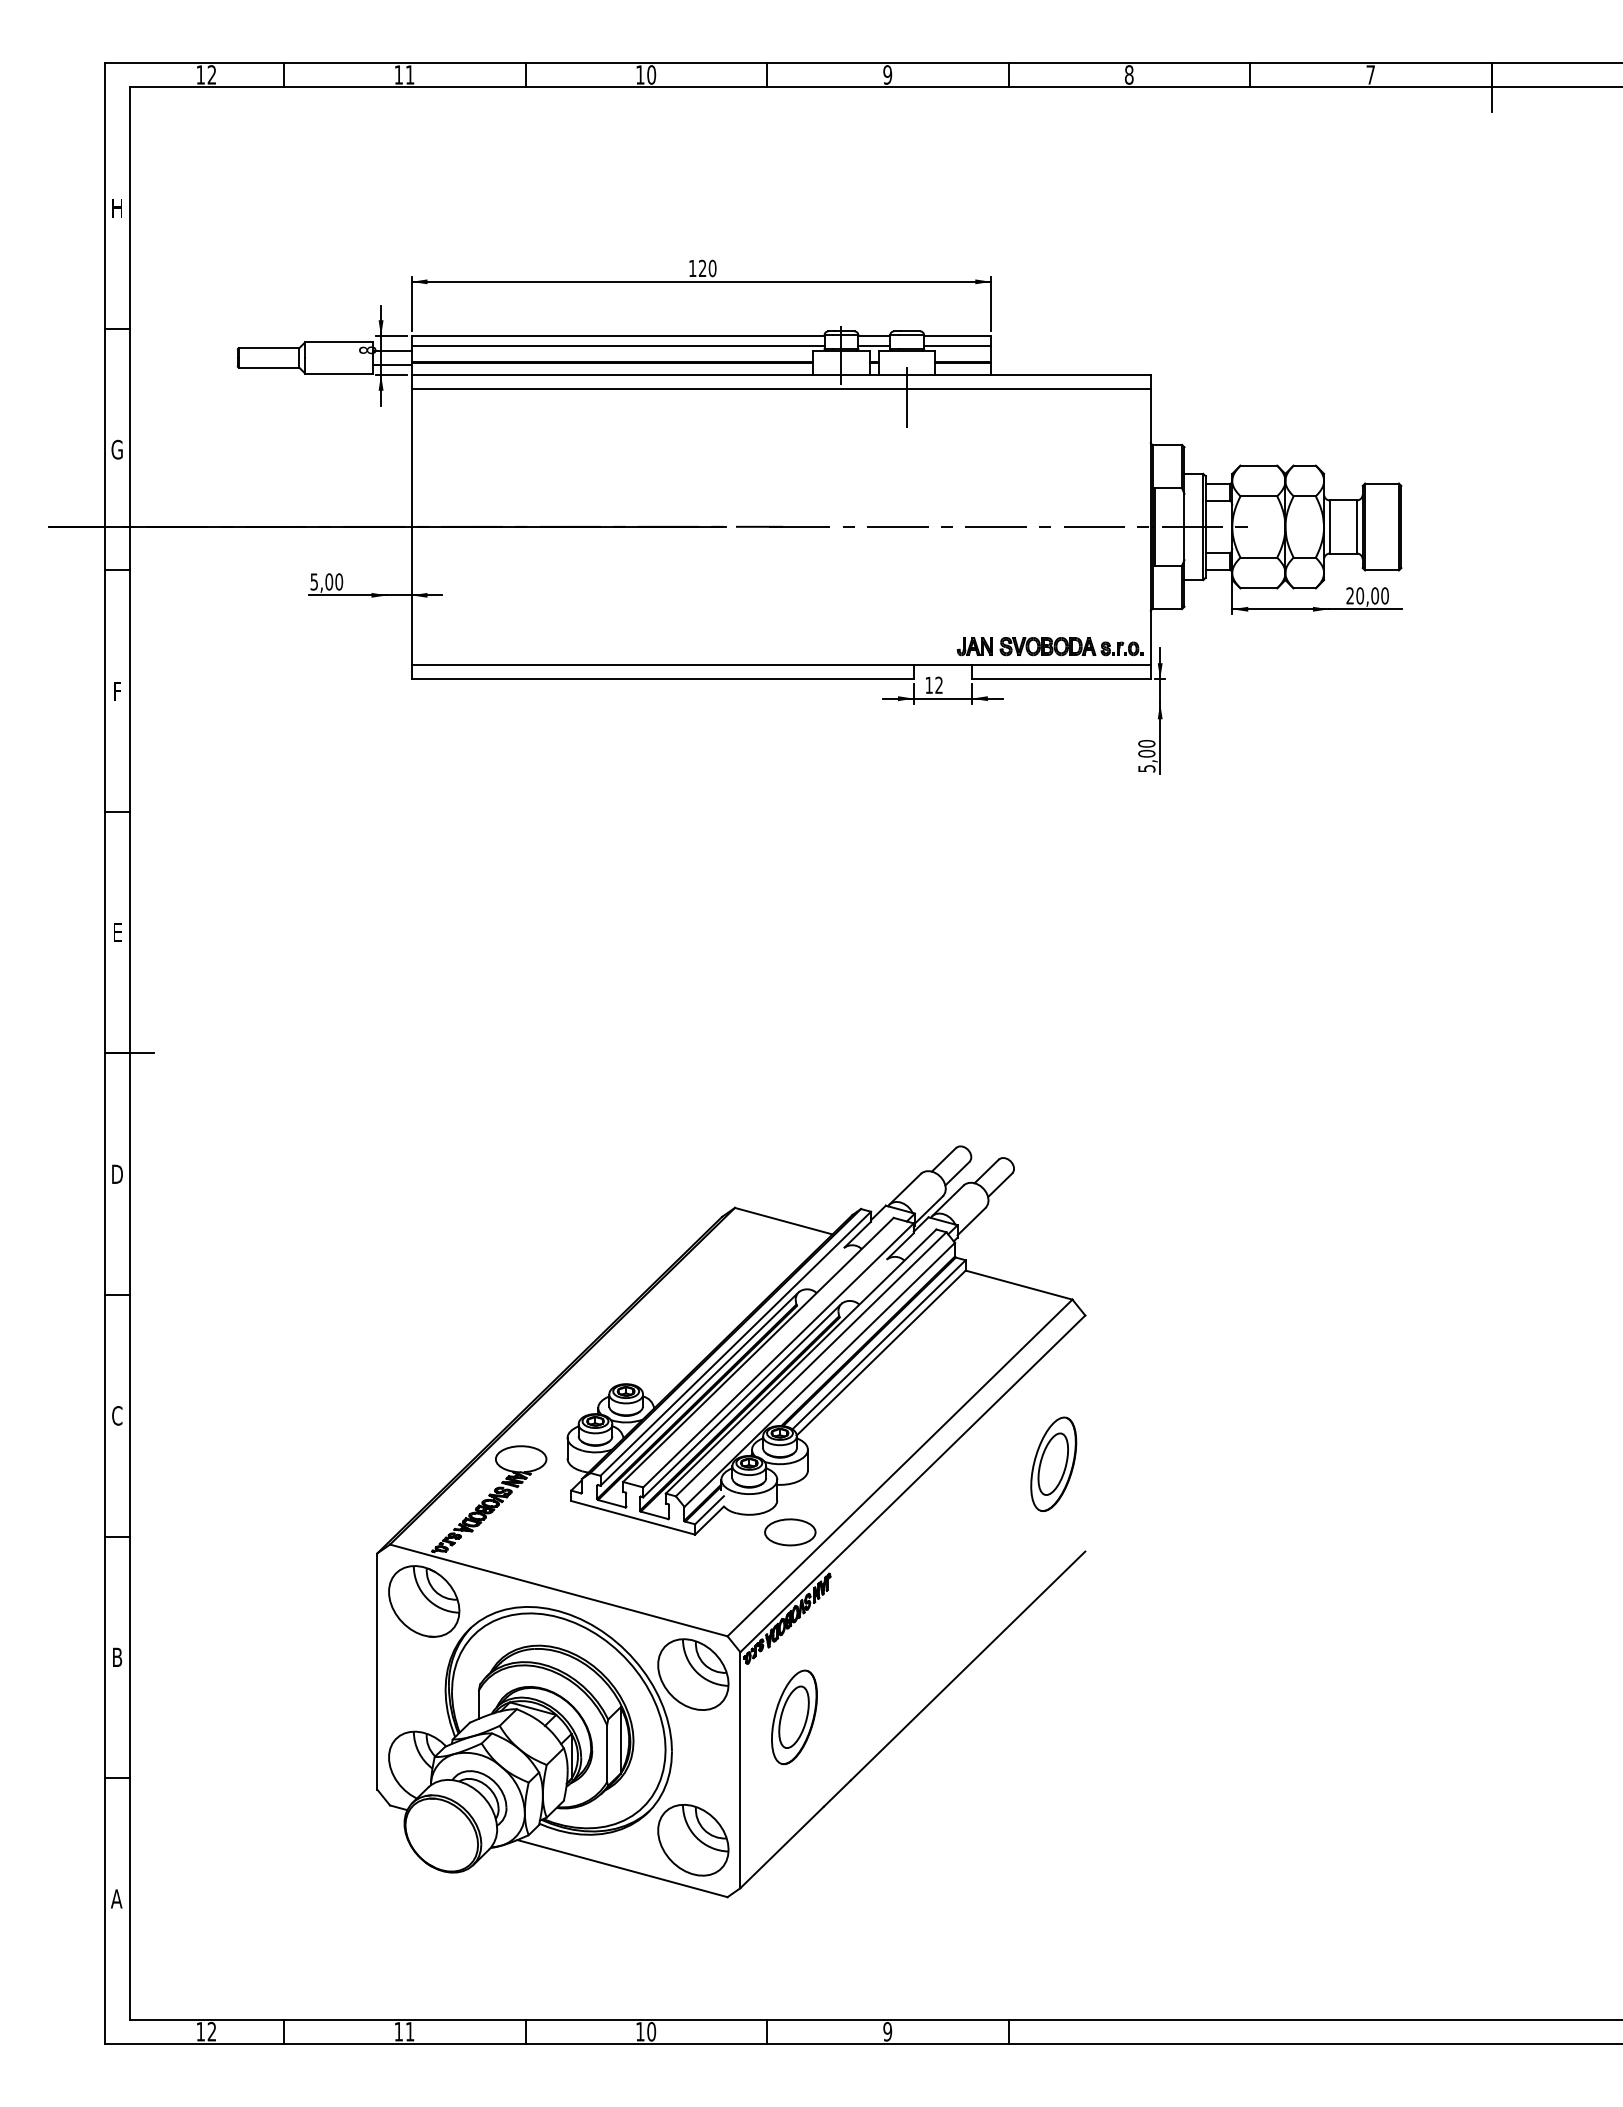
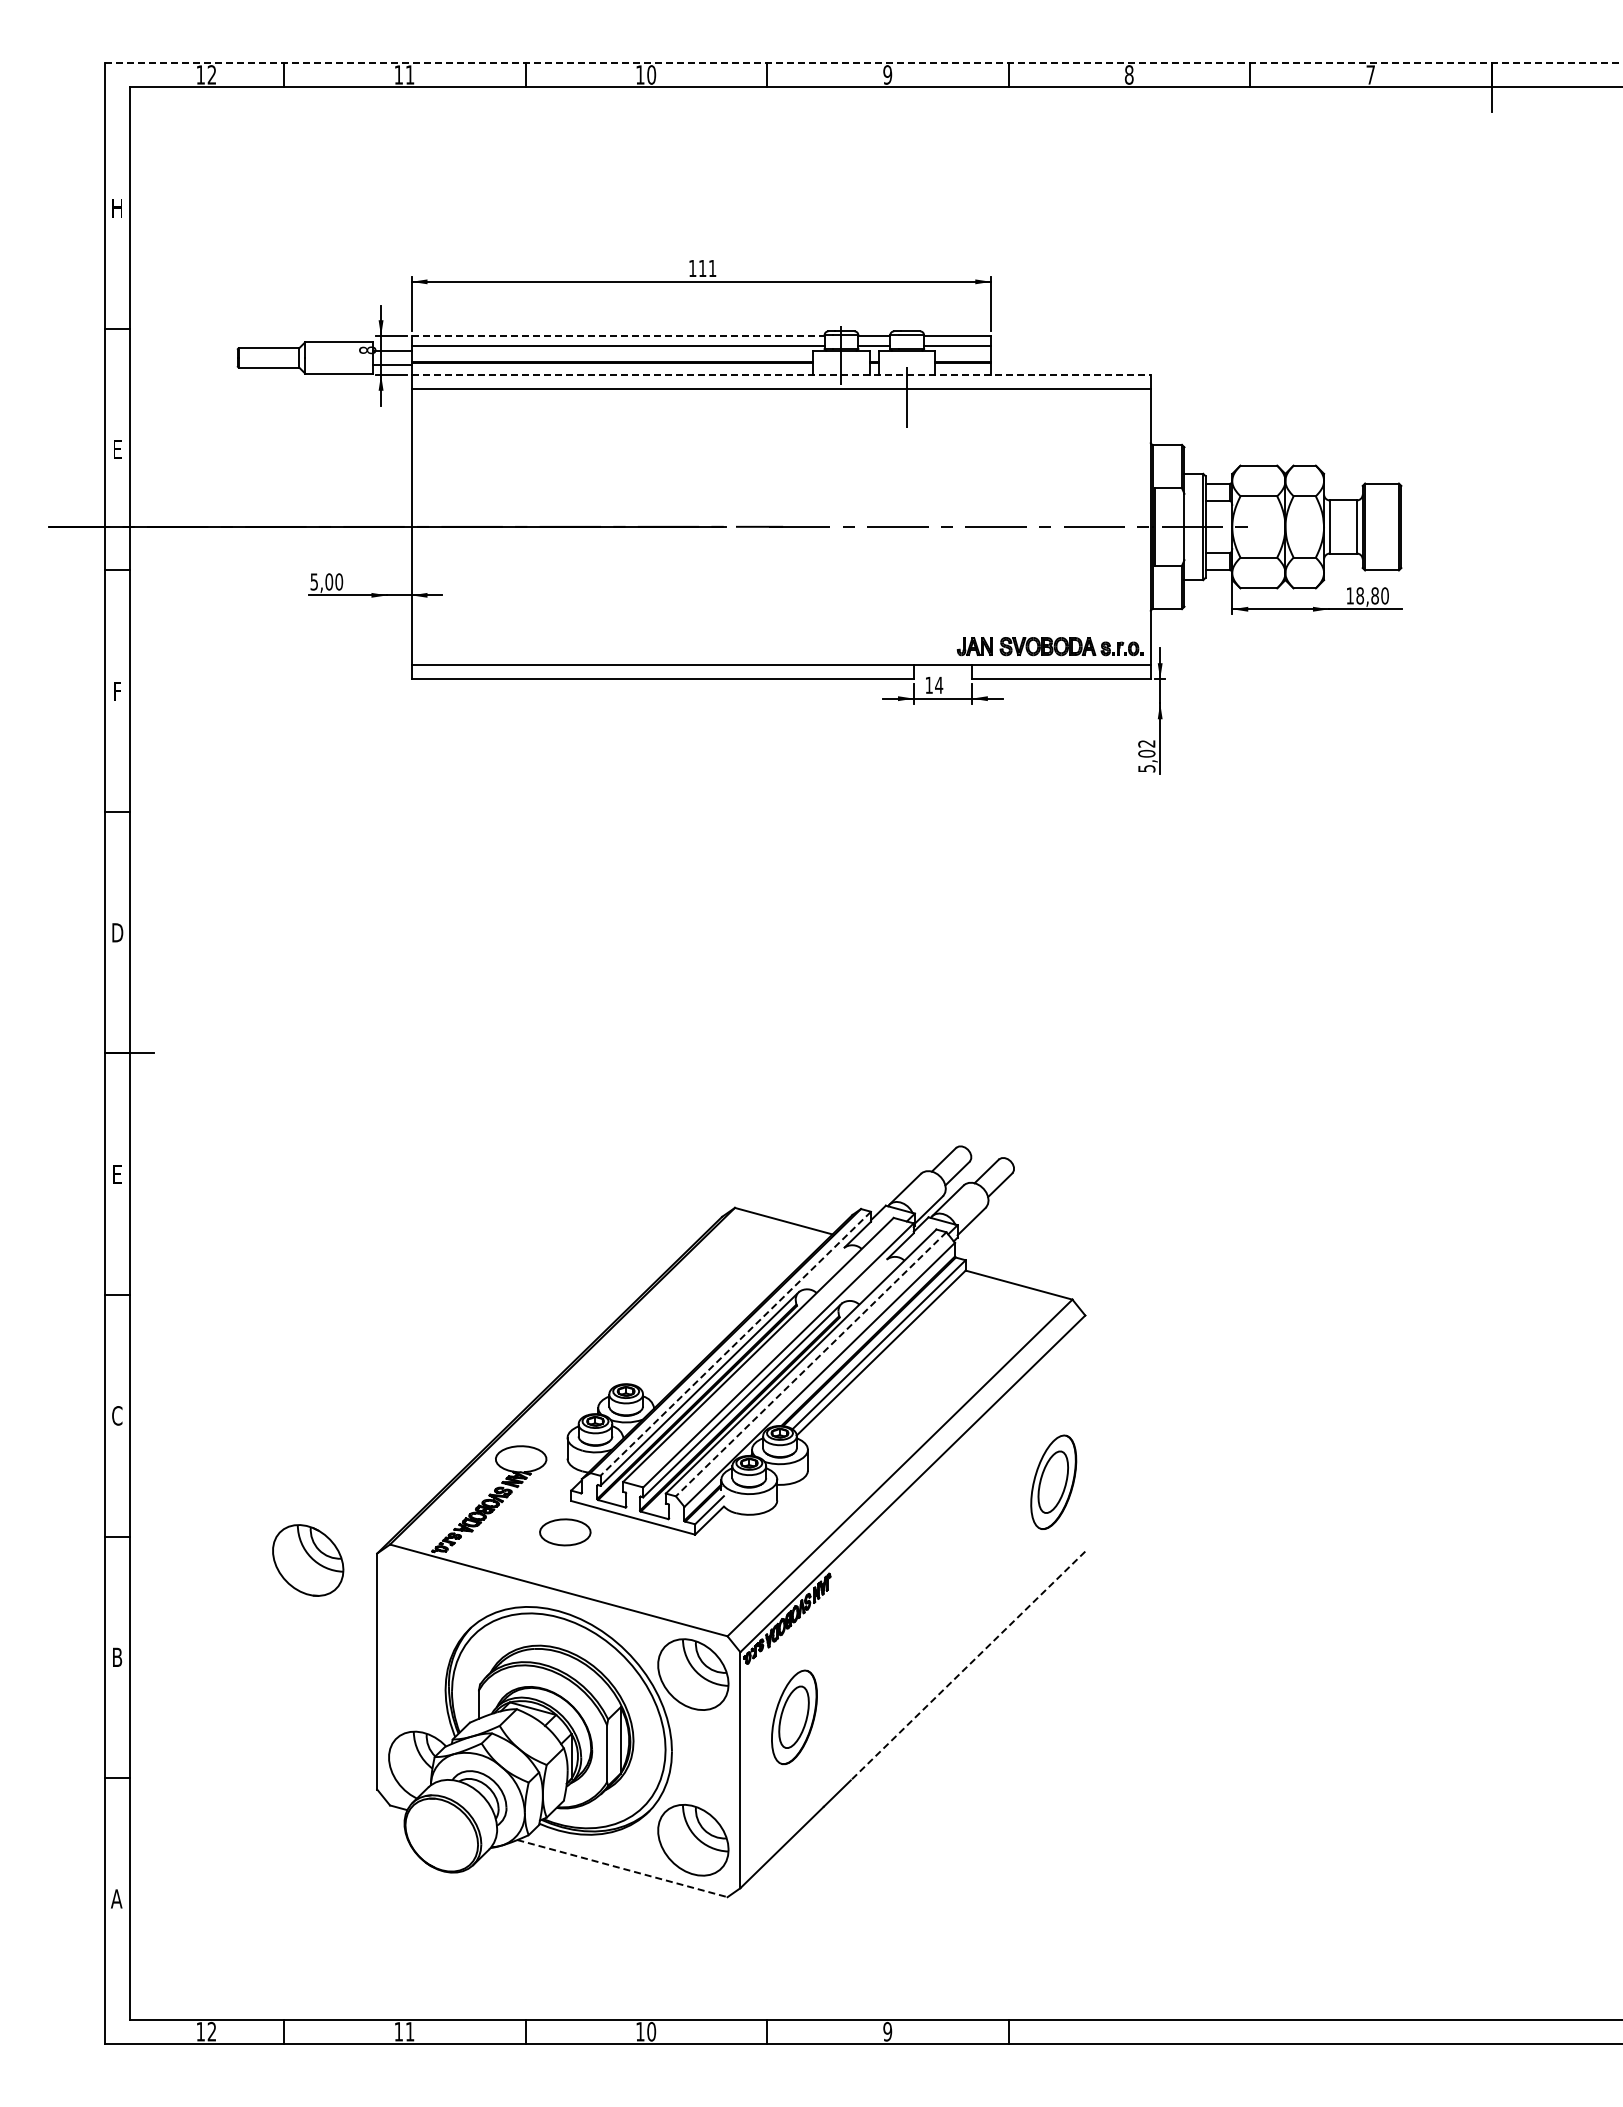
line: solid -> dashed (864, 63)
text: 120 -> 111 (707, 268)
line: solid -> dashed (618, 336)
line: solid -> dashed (781, 374)
text: G -> E (116, 449)
text: 20,00 -> 18,80 (1362, 595)
text: 12 -> 14 (939, 684)
text: 5,00 -> 5,02 (1146, 743)
text: E -> D (117, 932)
text: D -> E (117, 1173)
line: solid -> dashed (735, 1344)
line: solid -> dashed (810, 1364)
part position: (1053, 1463) -> (1053, 1481) (1053, 1481)
part position: (790, 1532) -> (565, 1532) (565, 1532)
part position: (424, 1601) -> (308, 1560) (308, 1560)
line: solid -> dashed (968, 1665)
line: solid -> dashed (622, 1868)
